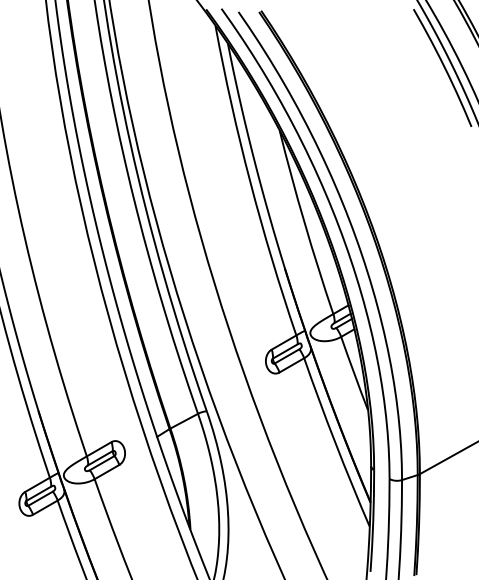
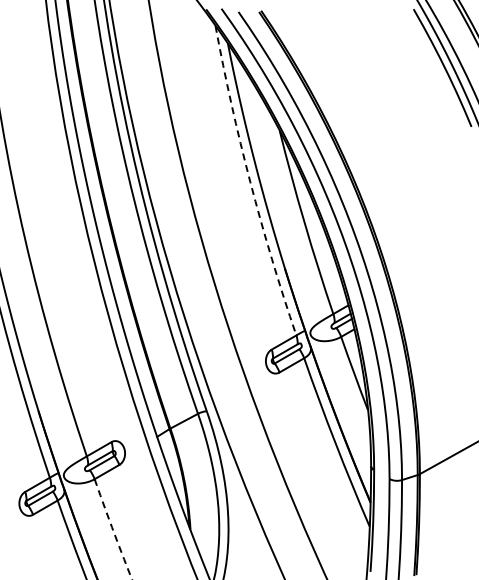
arc: solid -> dashed (250, 182)
arc: solid -> dashed (113, 530)
